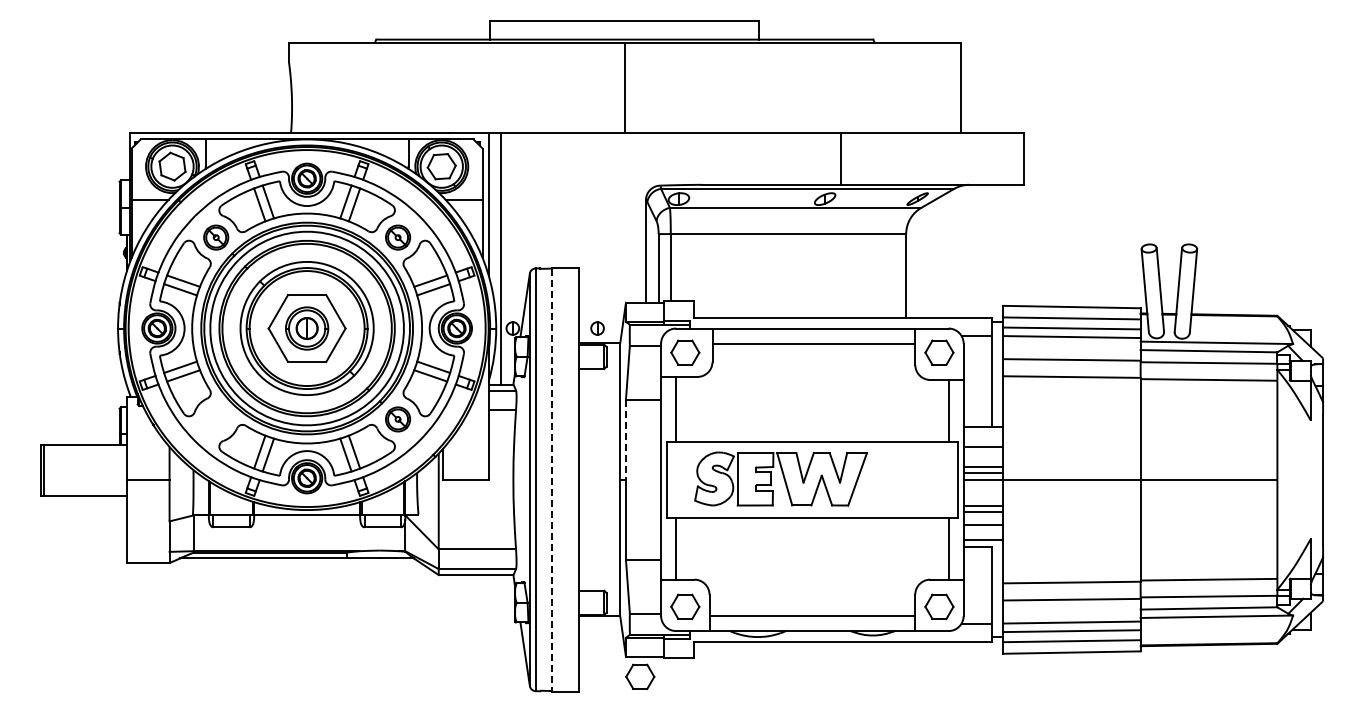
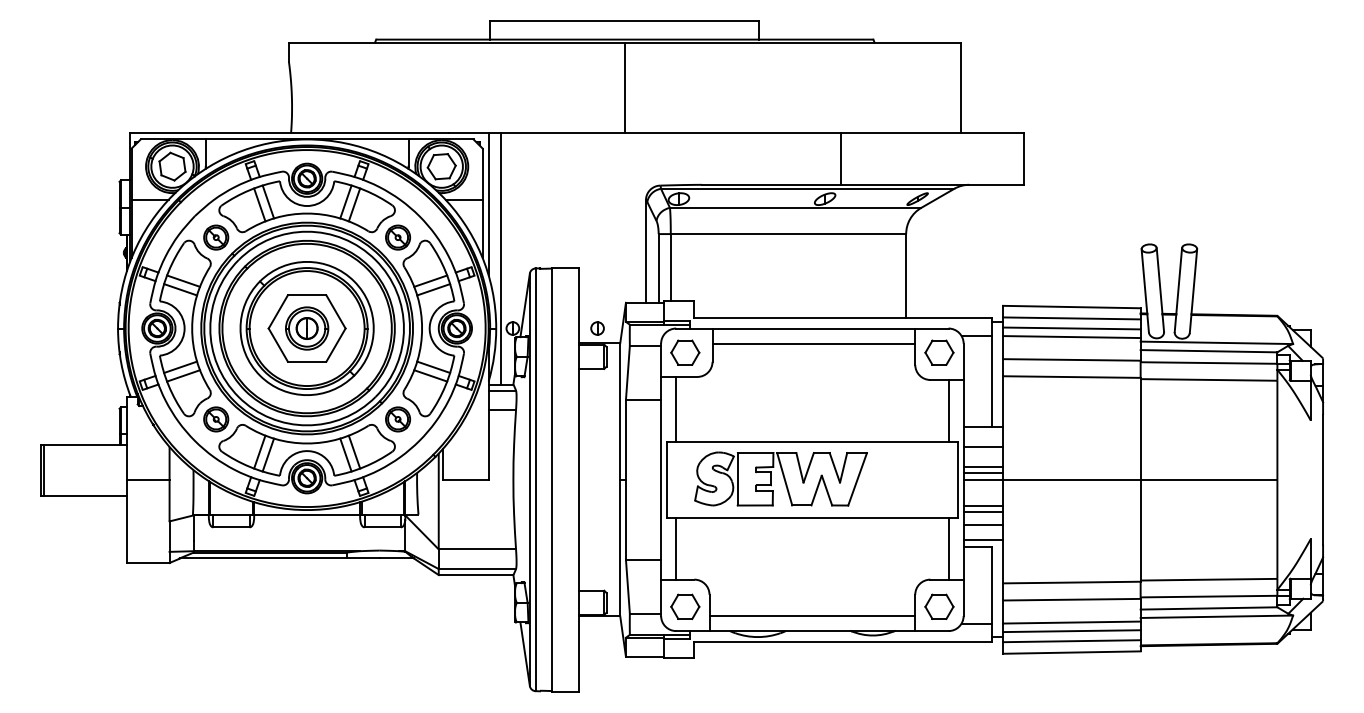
part: none -> present (216, 419)
line: dashed -> solid (625, 439)
line: dashed -> solid (552, 480)
part: present -> none (640, 676)
